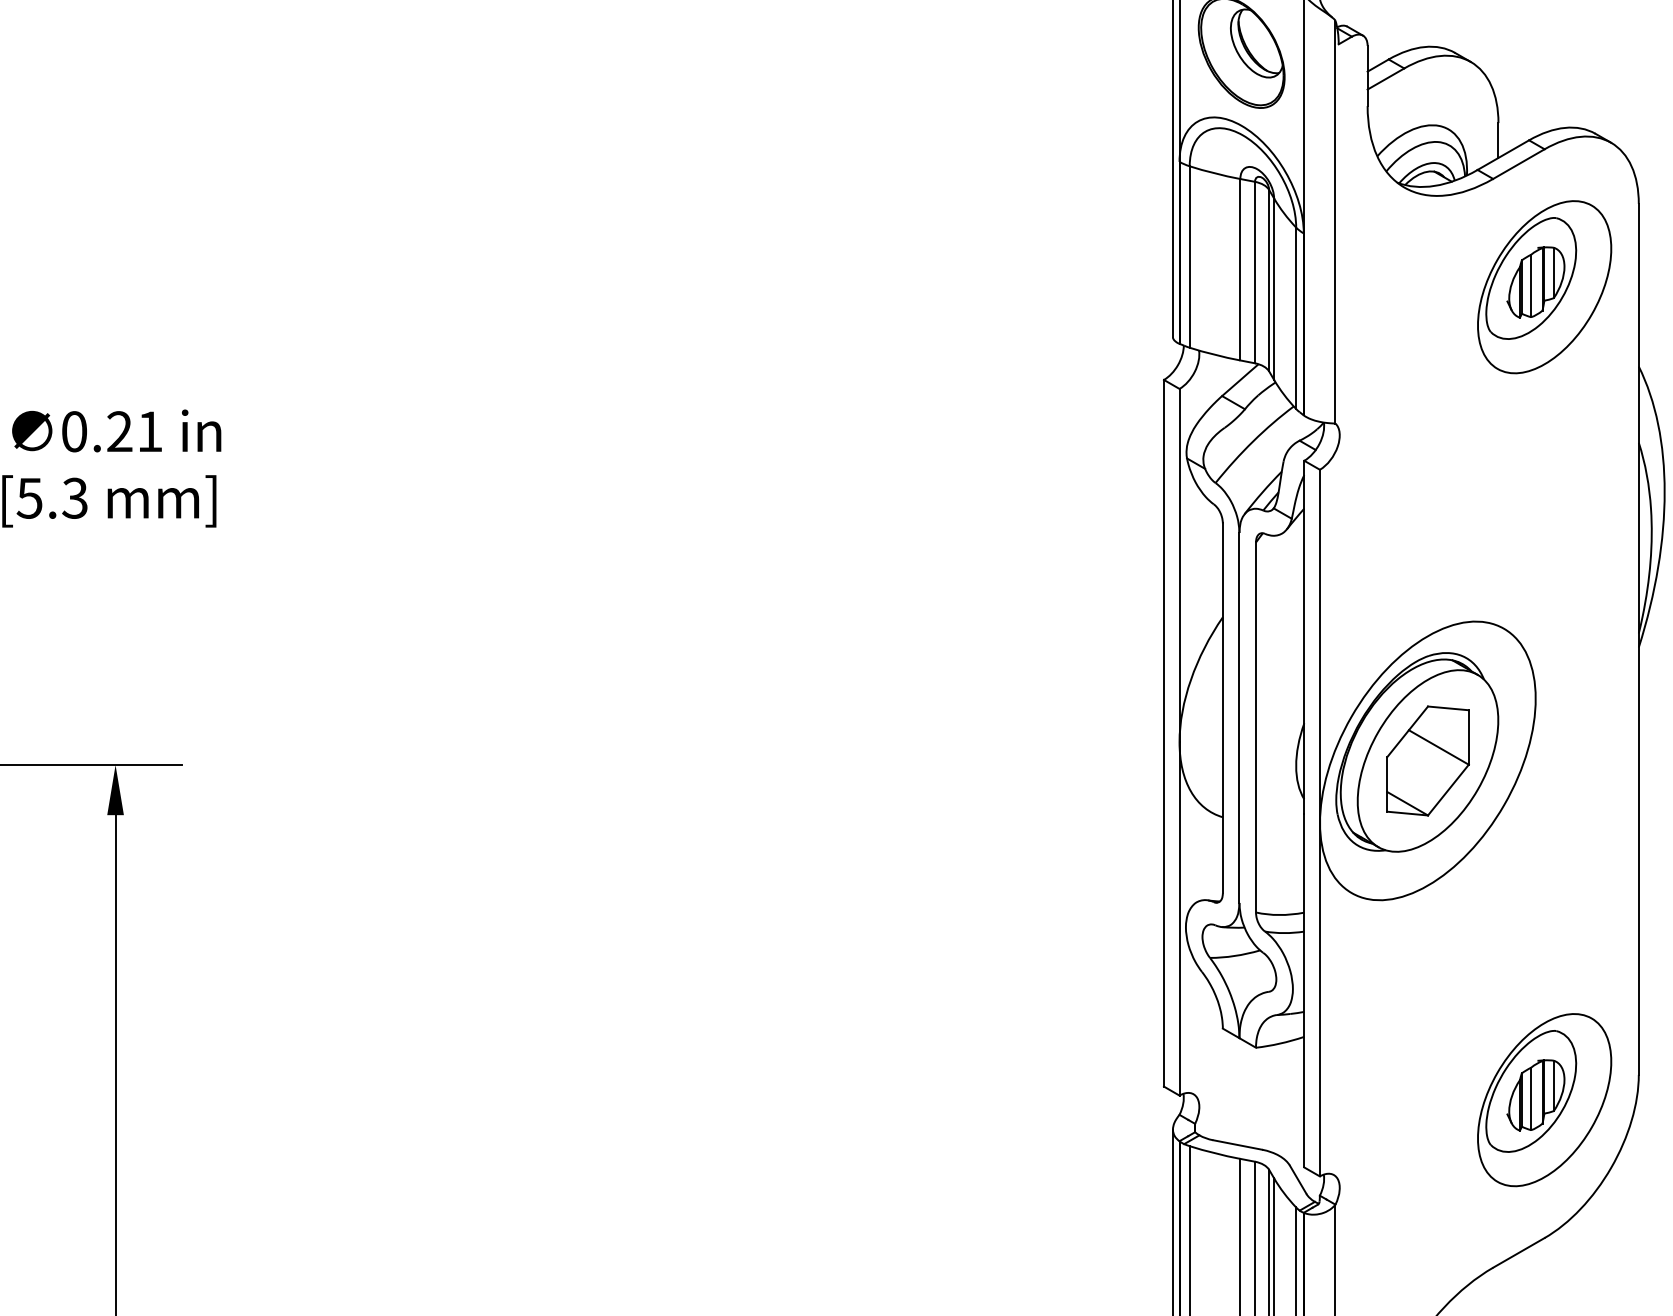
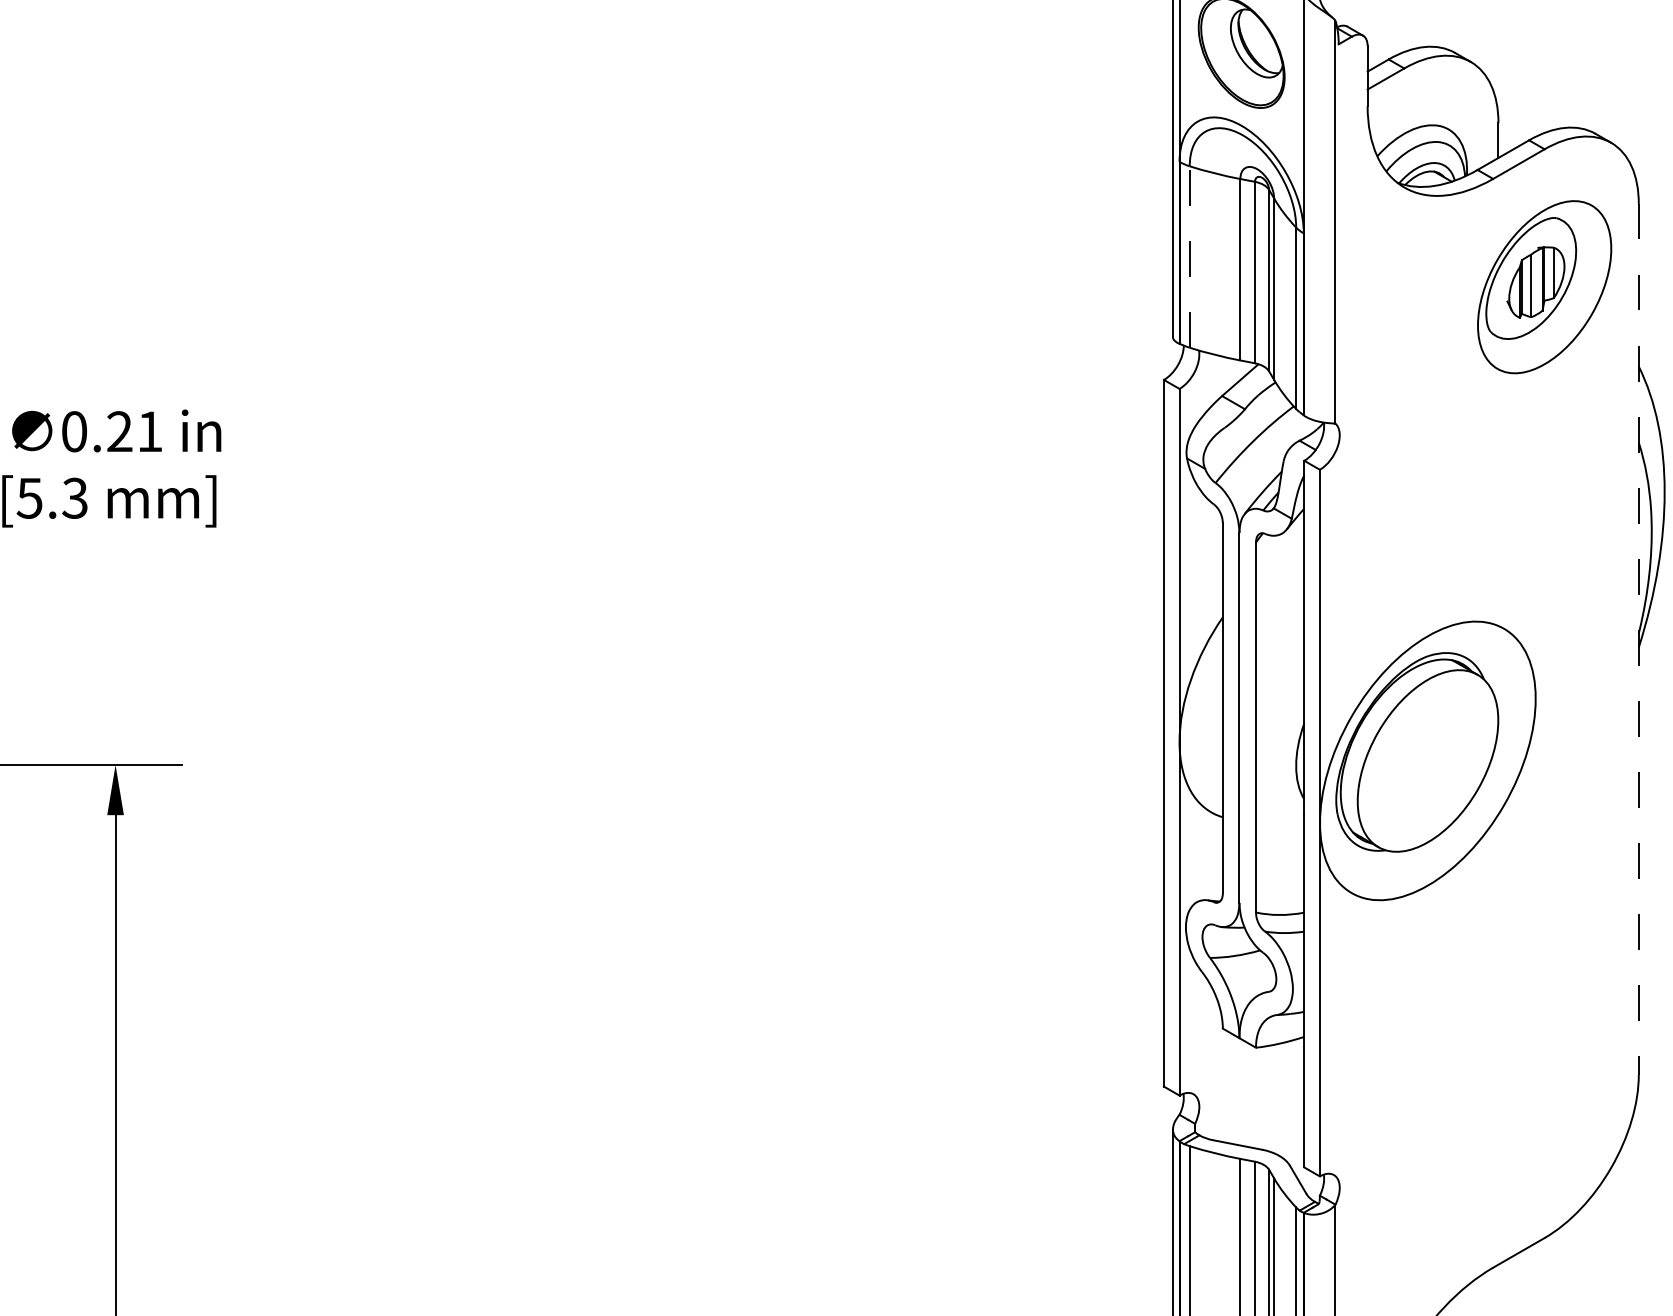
line: solid -> dashed (1189, 257)
line: solid -> dashed (1638, 639)
part: present -> none (1427, 760)
part: present -> none (1544, 1100)
